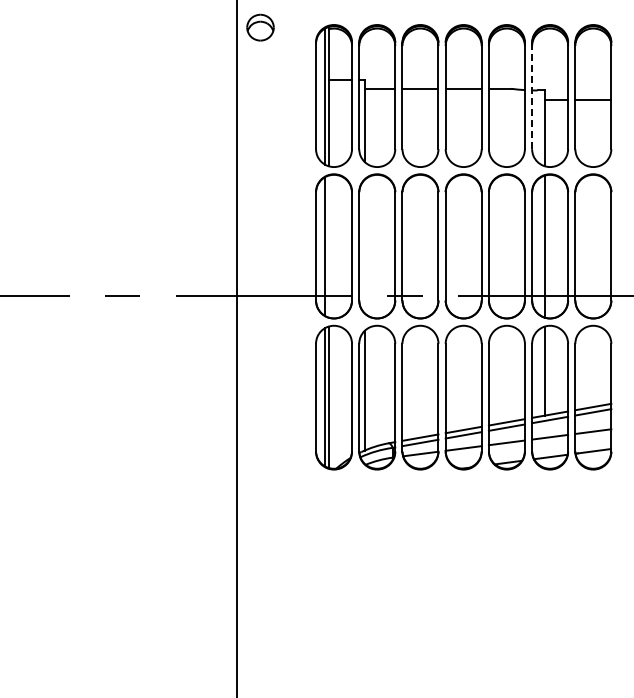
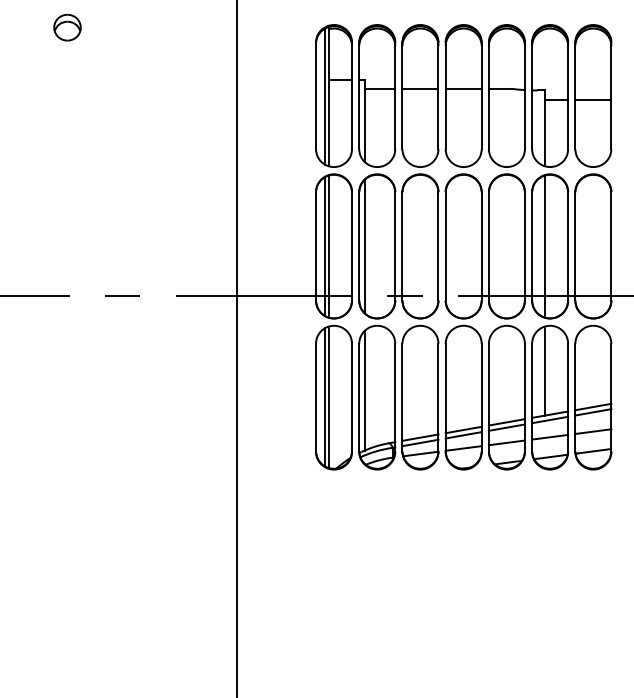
part position: (260, 27) -> (67, 27) (67, 27)
line: dashed -> solid (532, 95)
line: none -> present (328, 246)
line: none -> present (364, 246)
